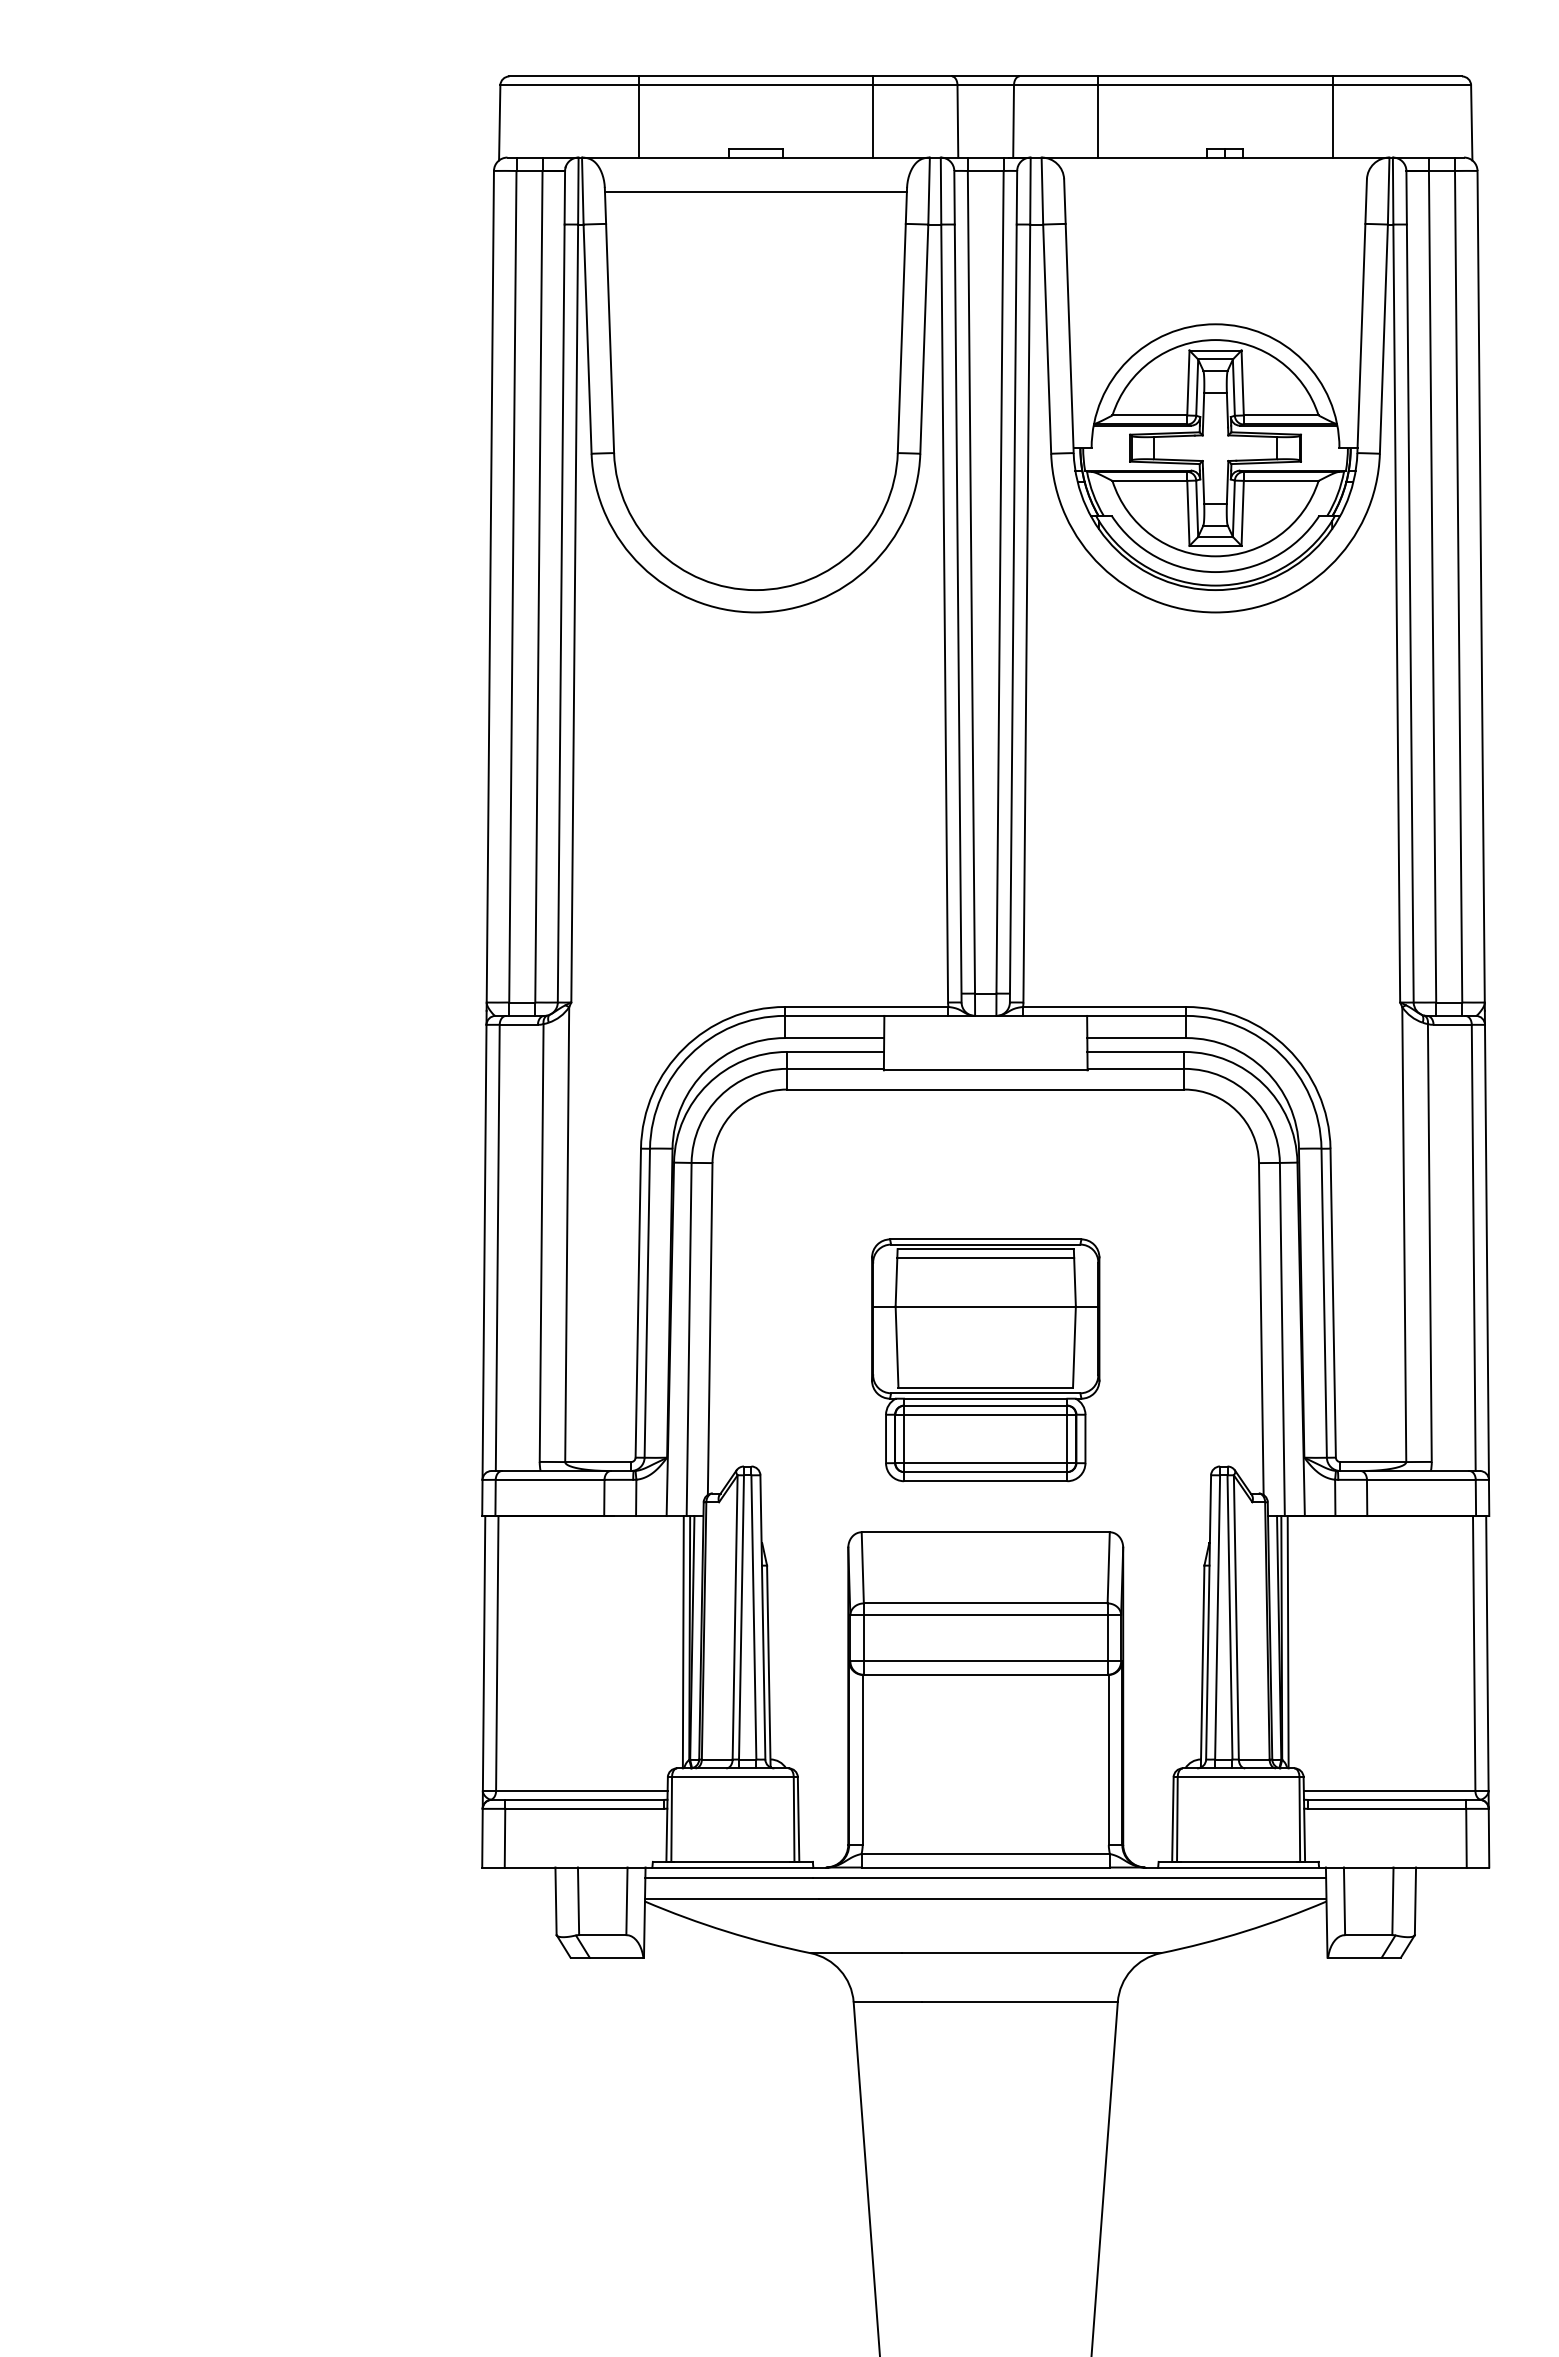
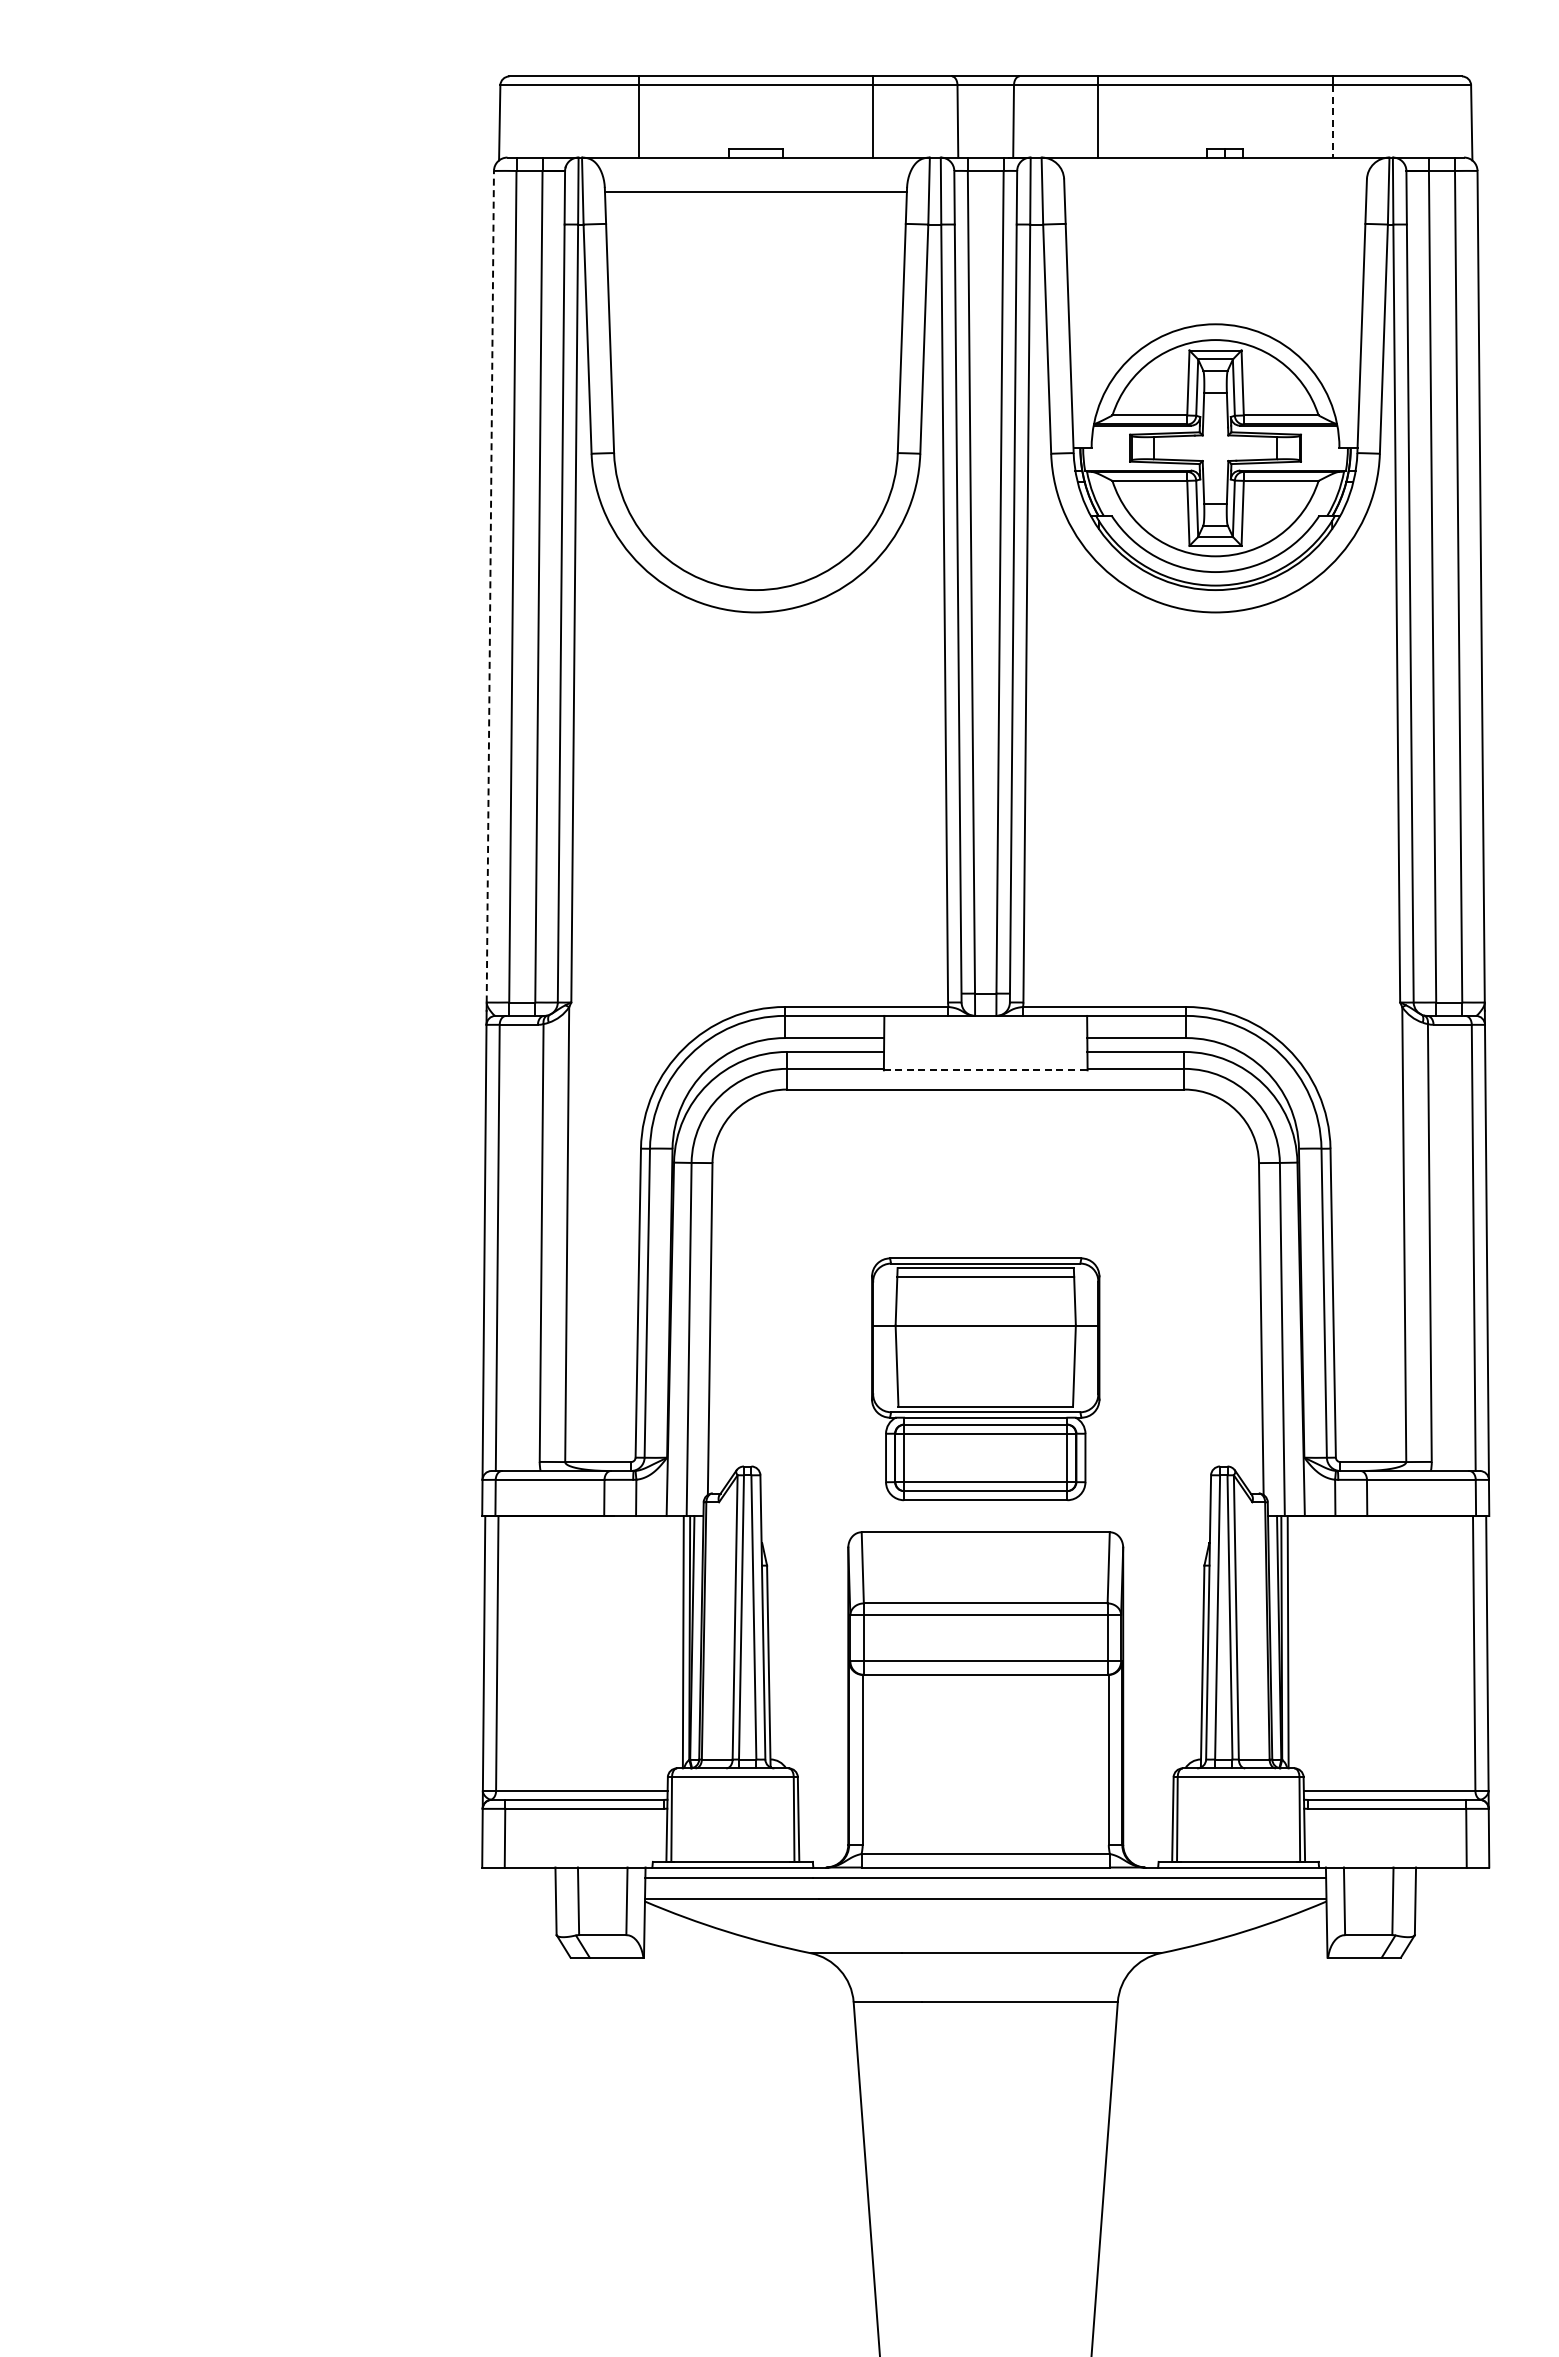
line: solid -> dashed (1332, 121)
line: solid -> dashed (490, 586)
line: solid -> dashed (985, 1070)
part position: (985, 1360) -> (985, 1379) (985, 1379)
